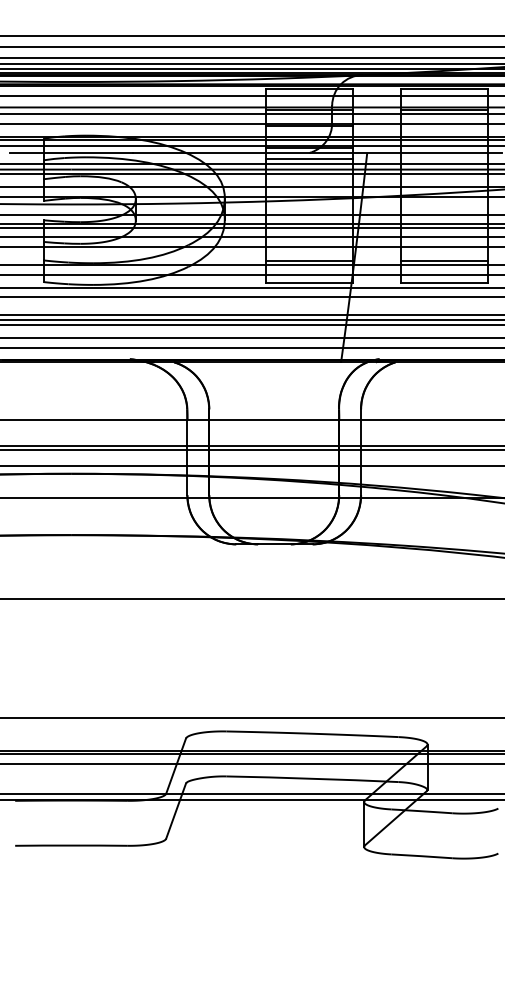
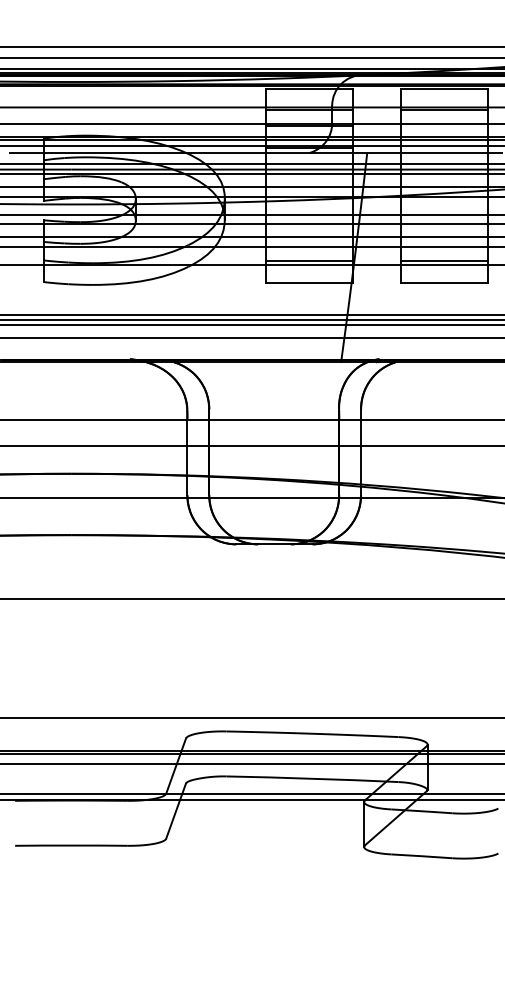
line: present -> none (251, 35)
line: present -> none (251, 63)
line: present -> none (251, 95)
line: present -> none (251, 114)
line: present -> none (308, 158)
line: present -> none (251, 228)
line: present -> none (251, 274)
line: present -> none (251, 287)
line: present -> none (251, 297)
line: present -> none (251, 347)
line: present -> none (251, 449)
line: present -> none (251, 465)
